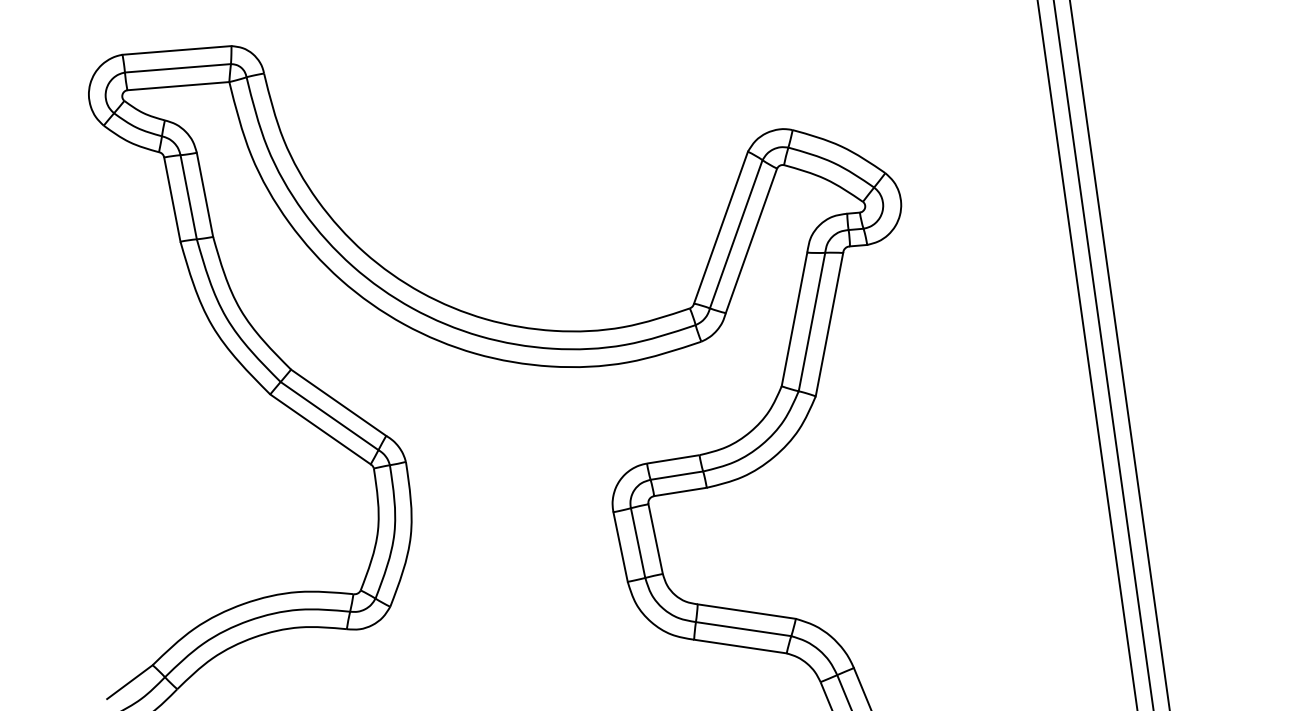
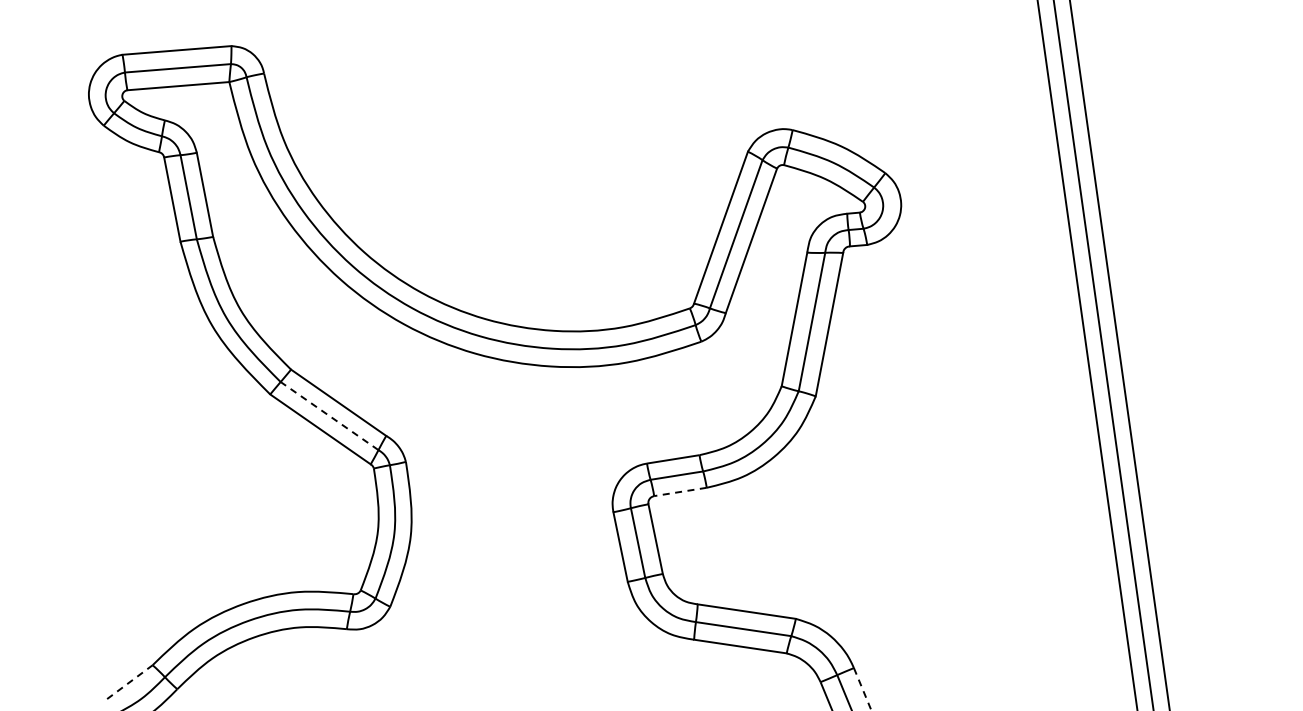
line: solid -> dashed (329, 416)
line: solid -> dashed (680, 491)
line: solid -> dashed (130, 681)
line: solid -> dashed (862, 689)
